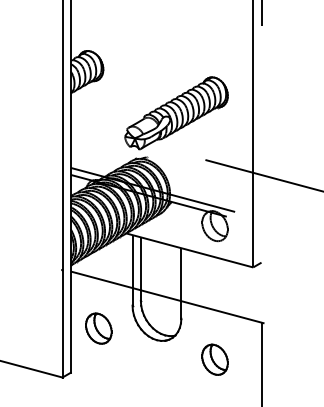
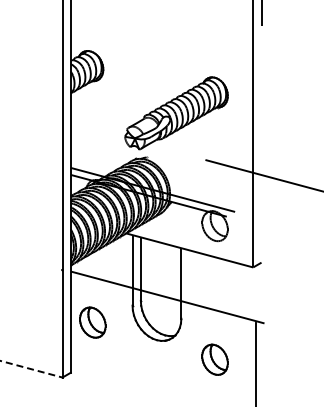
part position: (98, 328) -> (92, 322) (92, 322)
line position: (261, 362) -> (255, 362) (255, 362)
line: solid -> dashed (31, 369)
